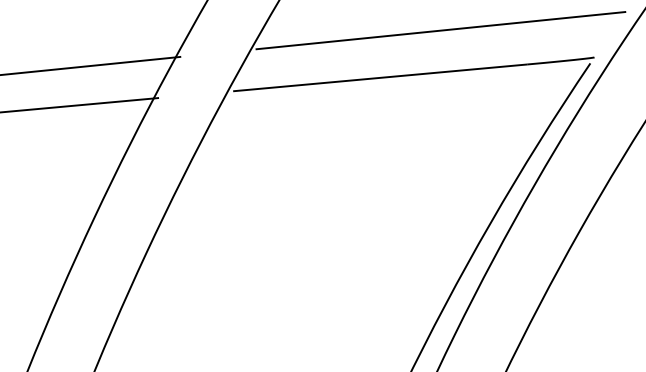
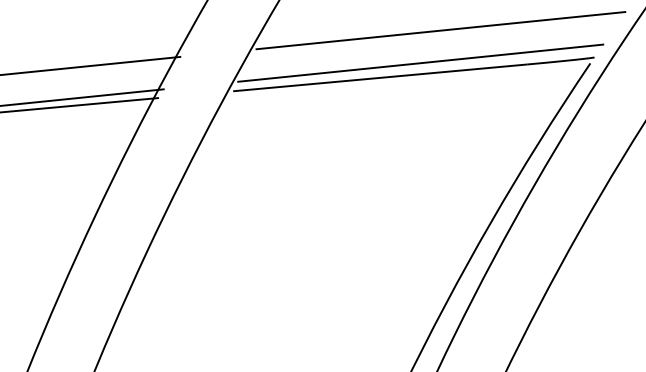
line: none -> present (420, 62)
line: none -> present (82, 97)
